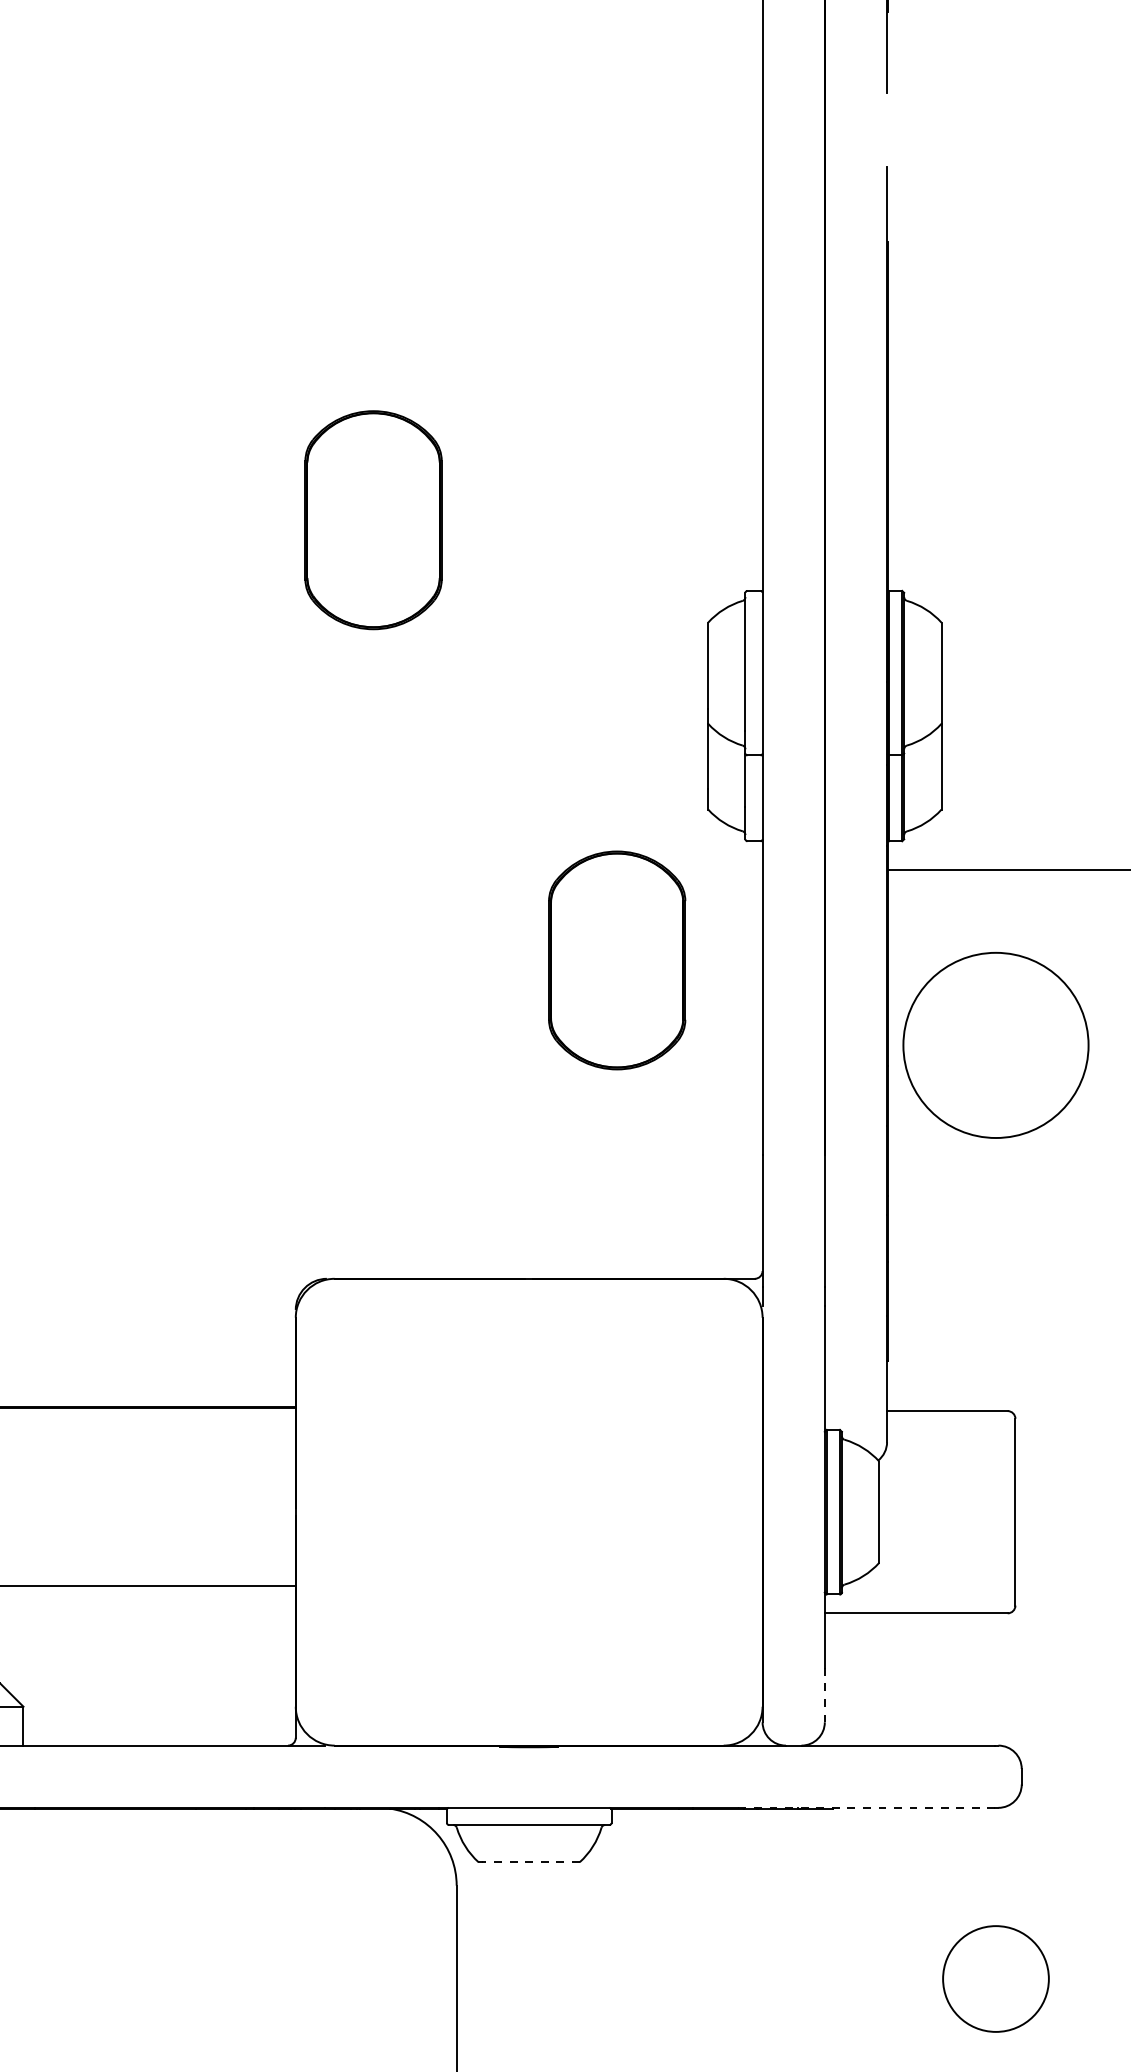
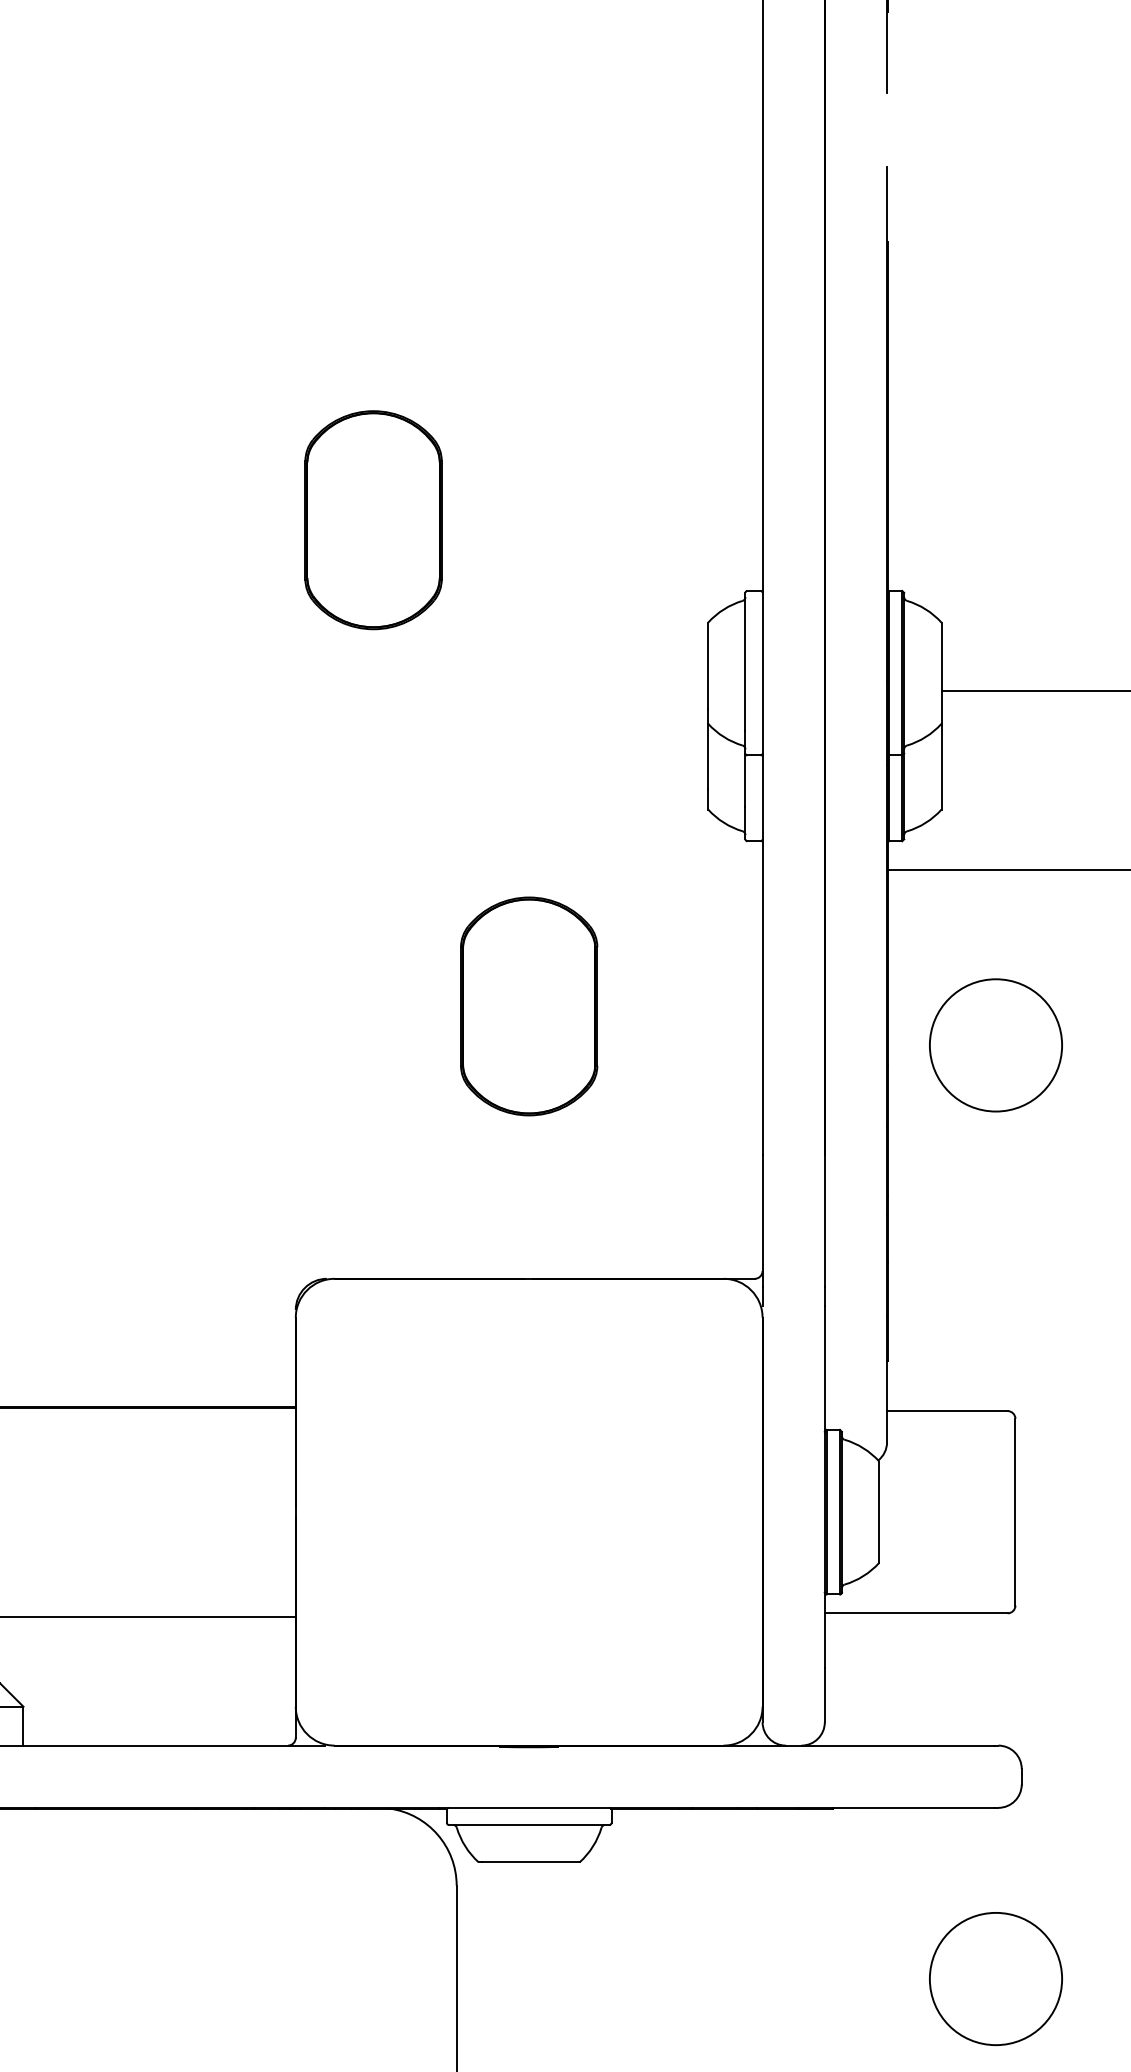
line: none -> present (1034, 691)
part position: (617, 960) -> (529, 1006) (529, 1006)
circle diameter: 185 px -> 132 px (995, 1045)
line position: (148, 1586) -> (148, 1617) (148, 1617)
line: dashed -> solid (824, 1695)
line: dashed -> solid (866, 1807)
line: dashed -> solid (530, 1862)
circle size: 108x108 px -> 134x134 px (995, 1978)
